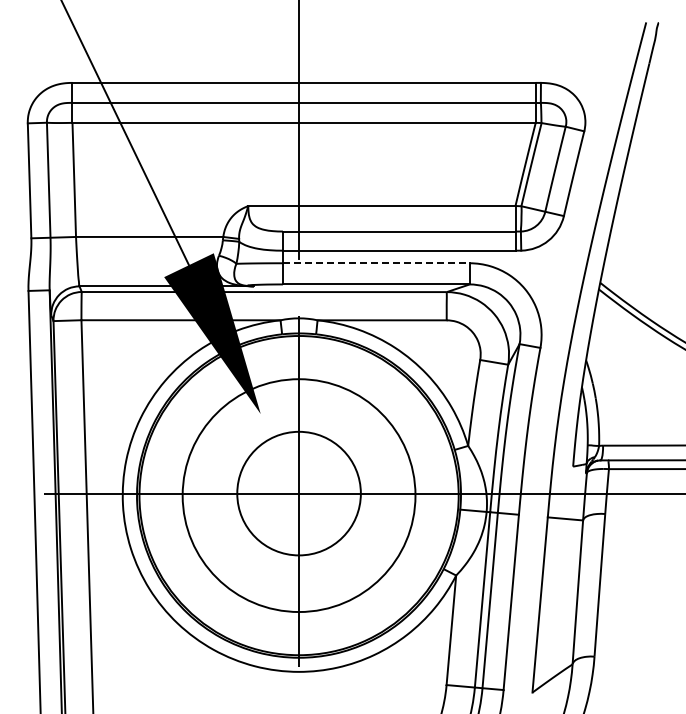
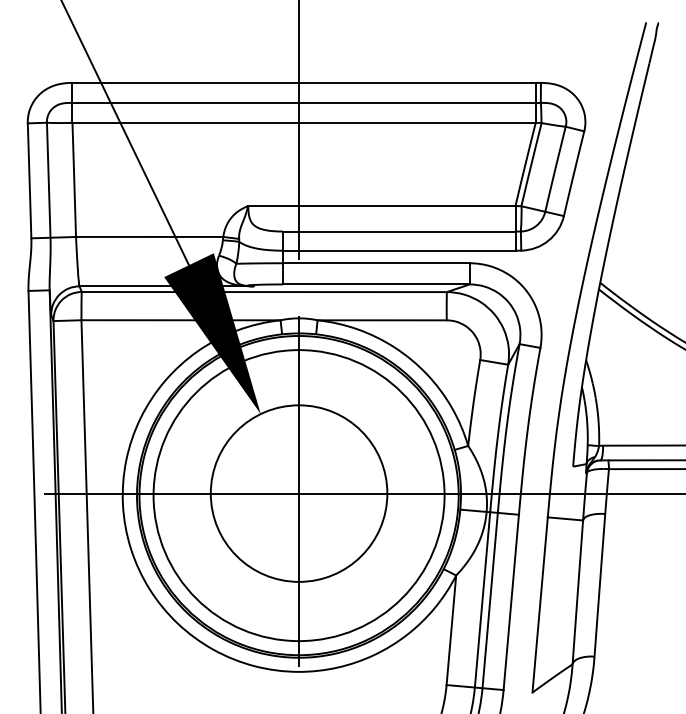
line: dashed -> solid (376, 263)
circle diameter: 124 px -> 177 px (298, 493)
circle diameter: 233 px -> 291 px (298, 495)
